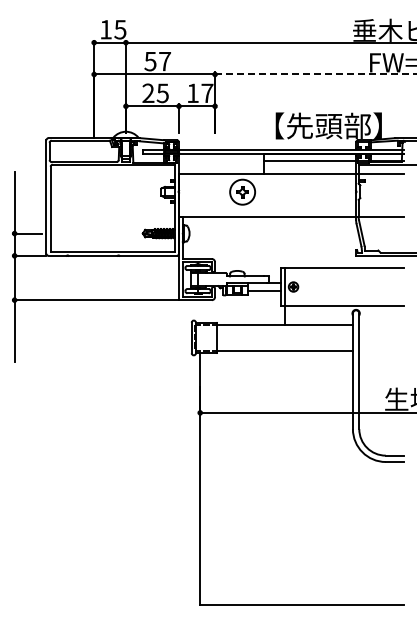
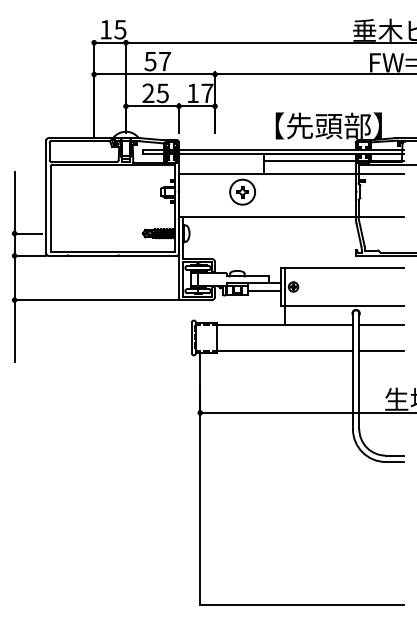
line: dashed -> solid (315, 74)
line: none -> present (381, 325)
line: none -> present (381, 350)
